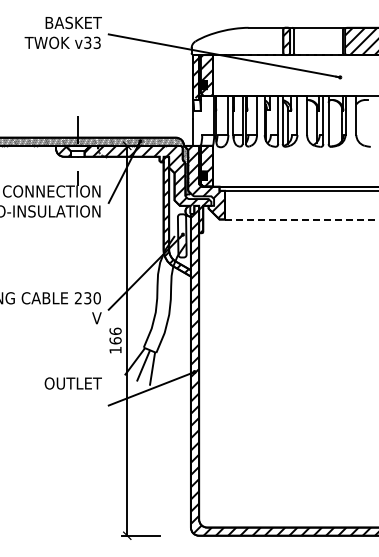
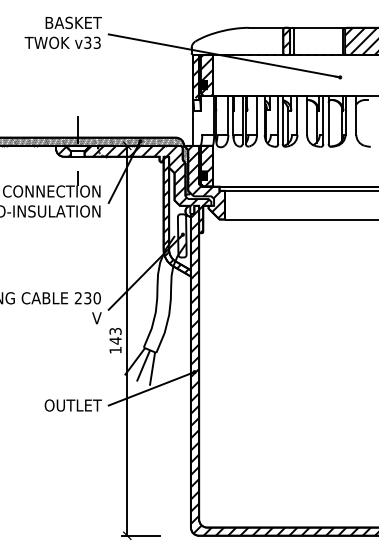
line: dashed -> solid (301, 219)
text: 166 -> 143 (115, 335)
text position: (72, 383) -> (72, 405) (72, 405)
